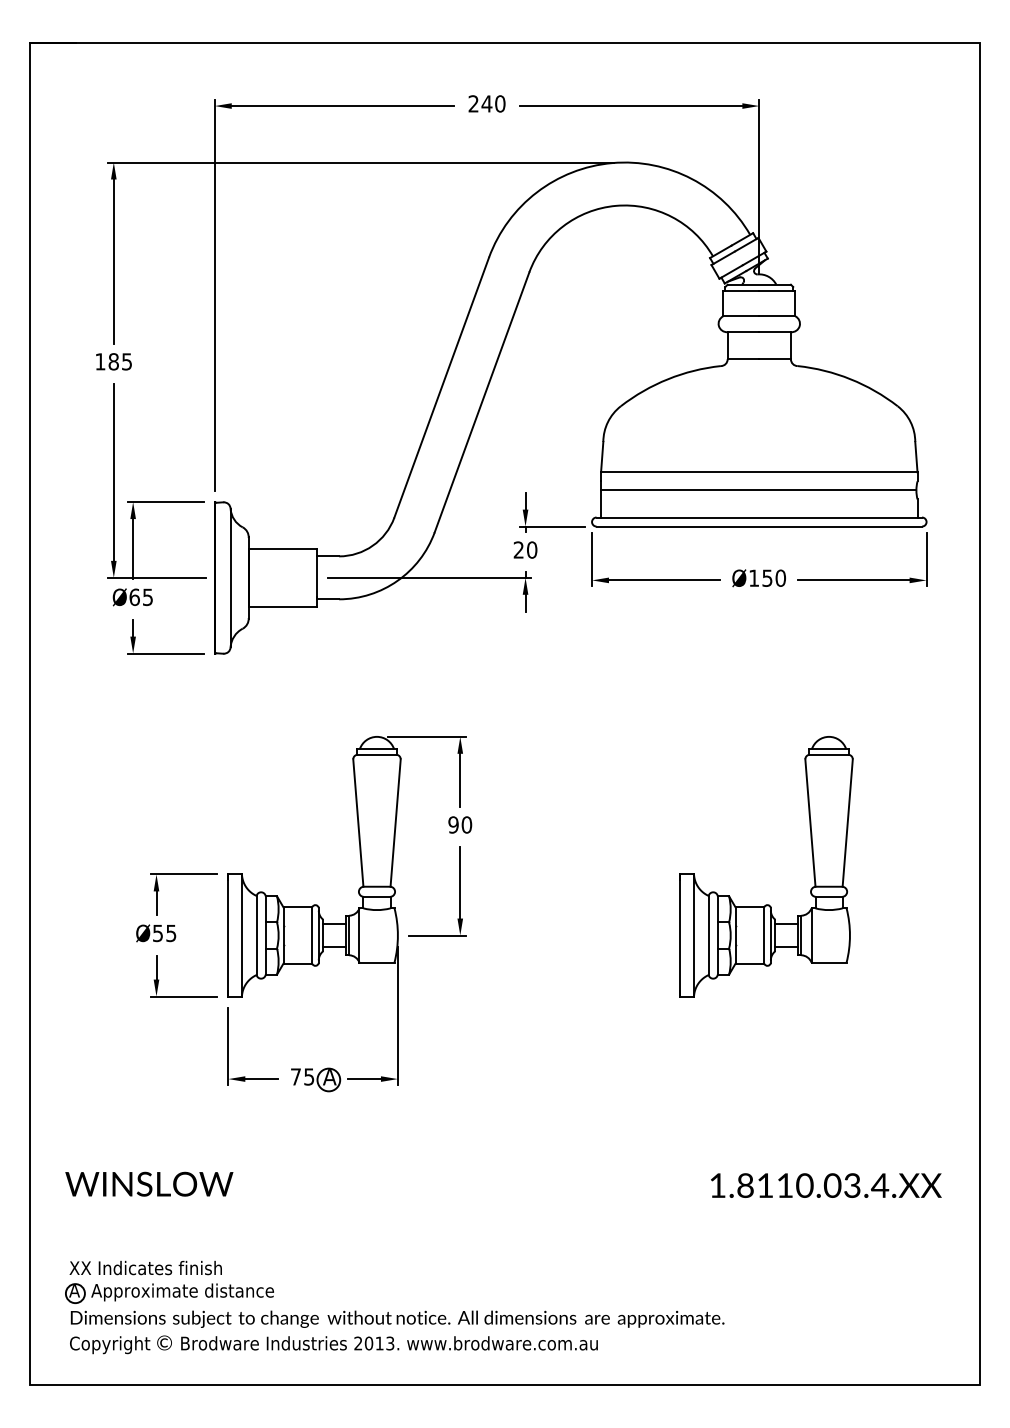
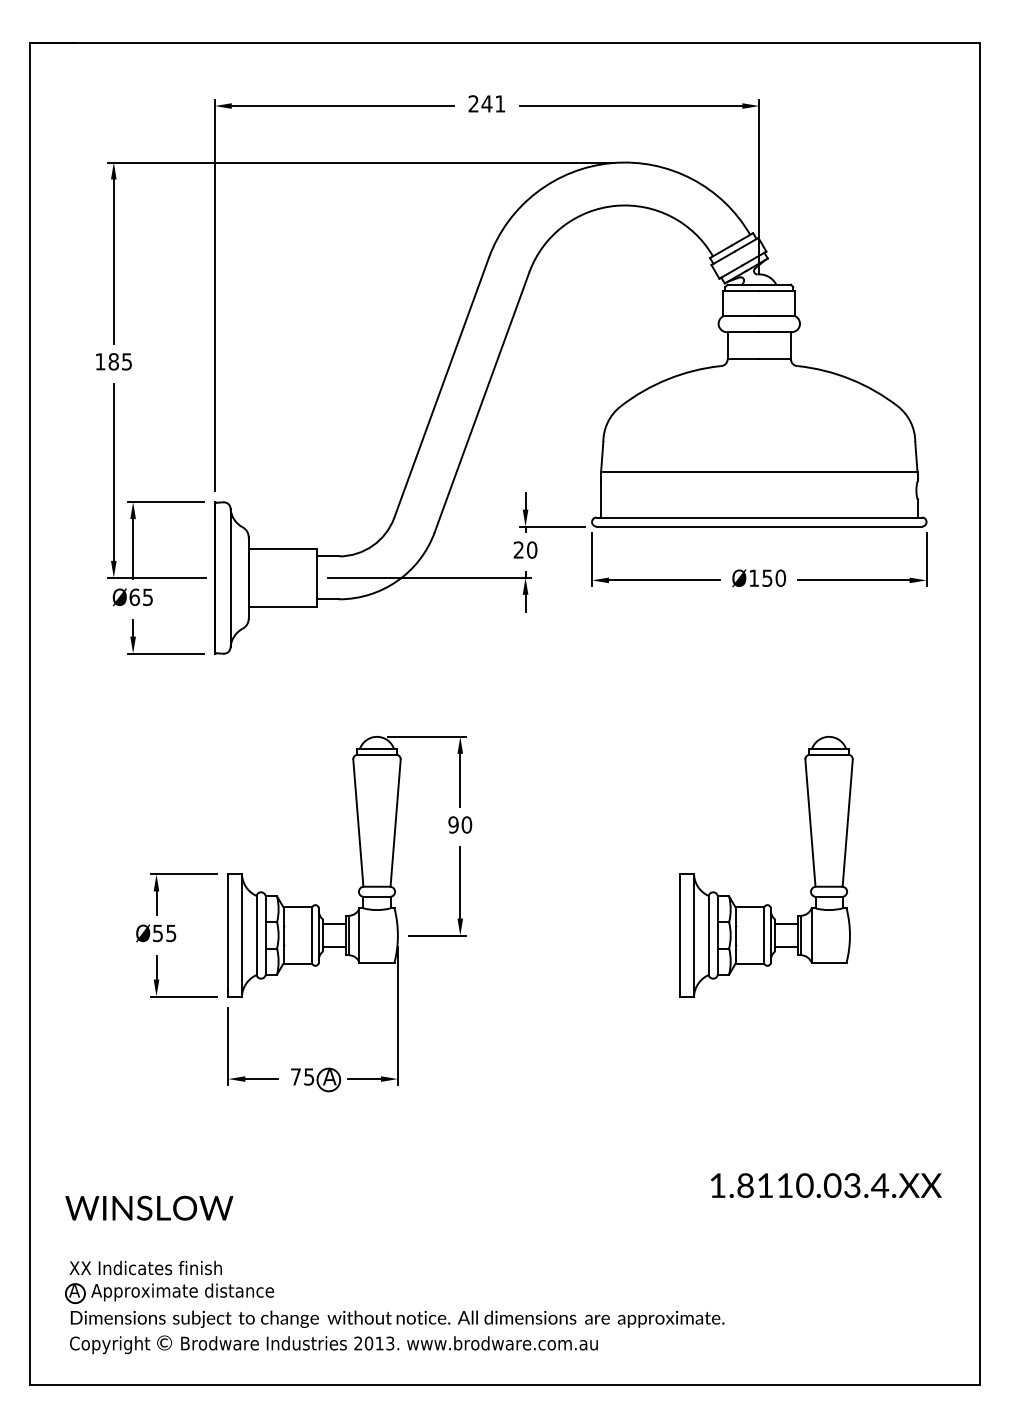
text: 240 -> 241 (500, 103)
line: present -> none (758, 490)
text position: (149, 1183) -> (149, 1207) (149, 1207)
